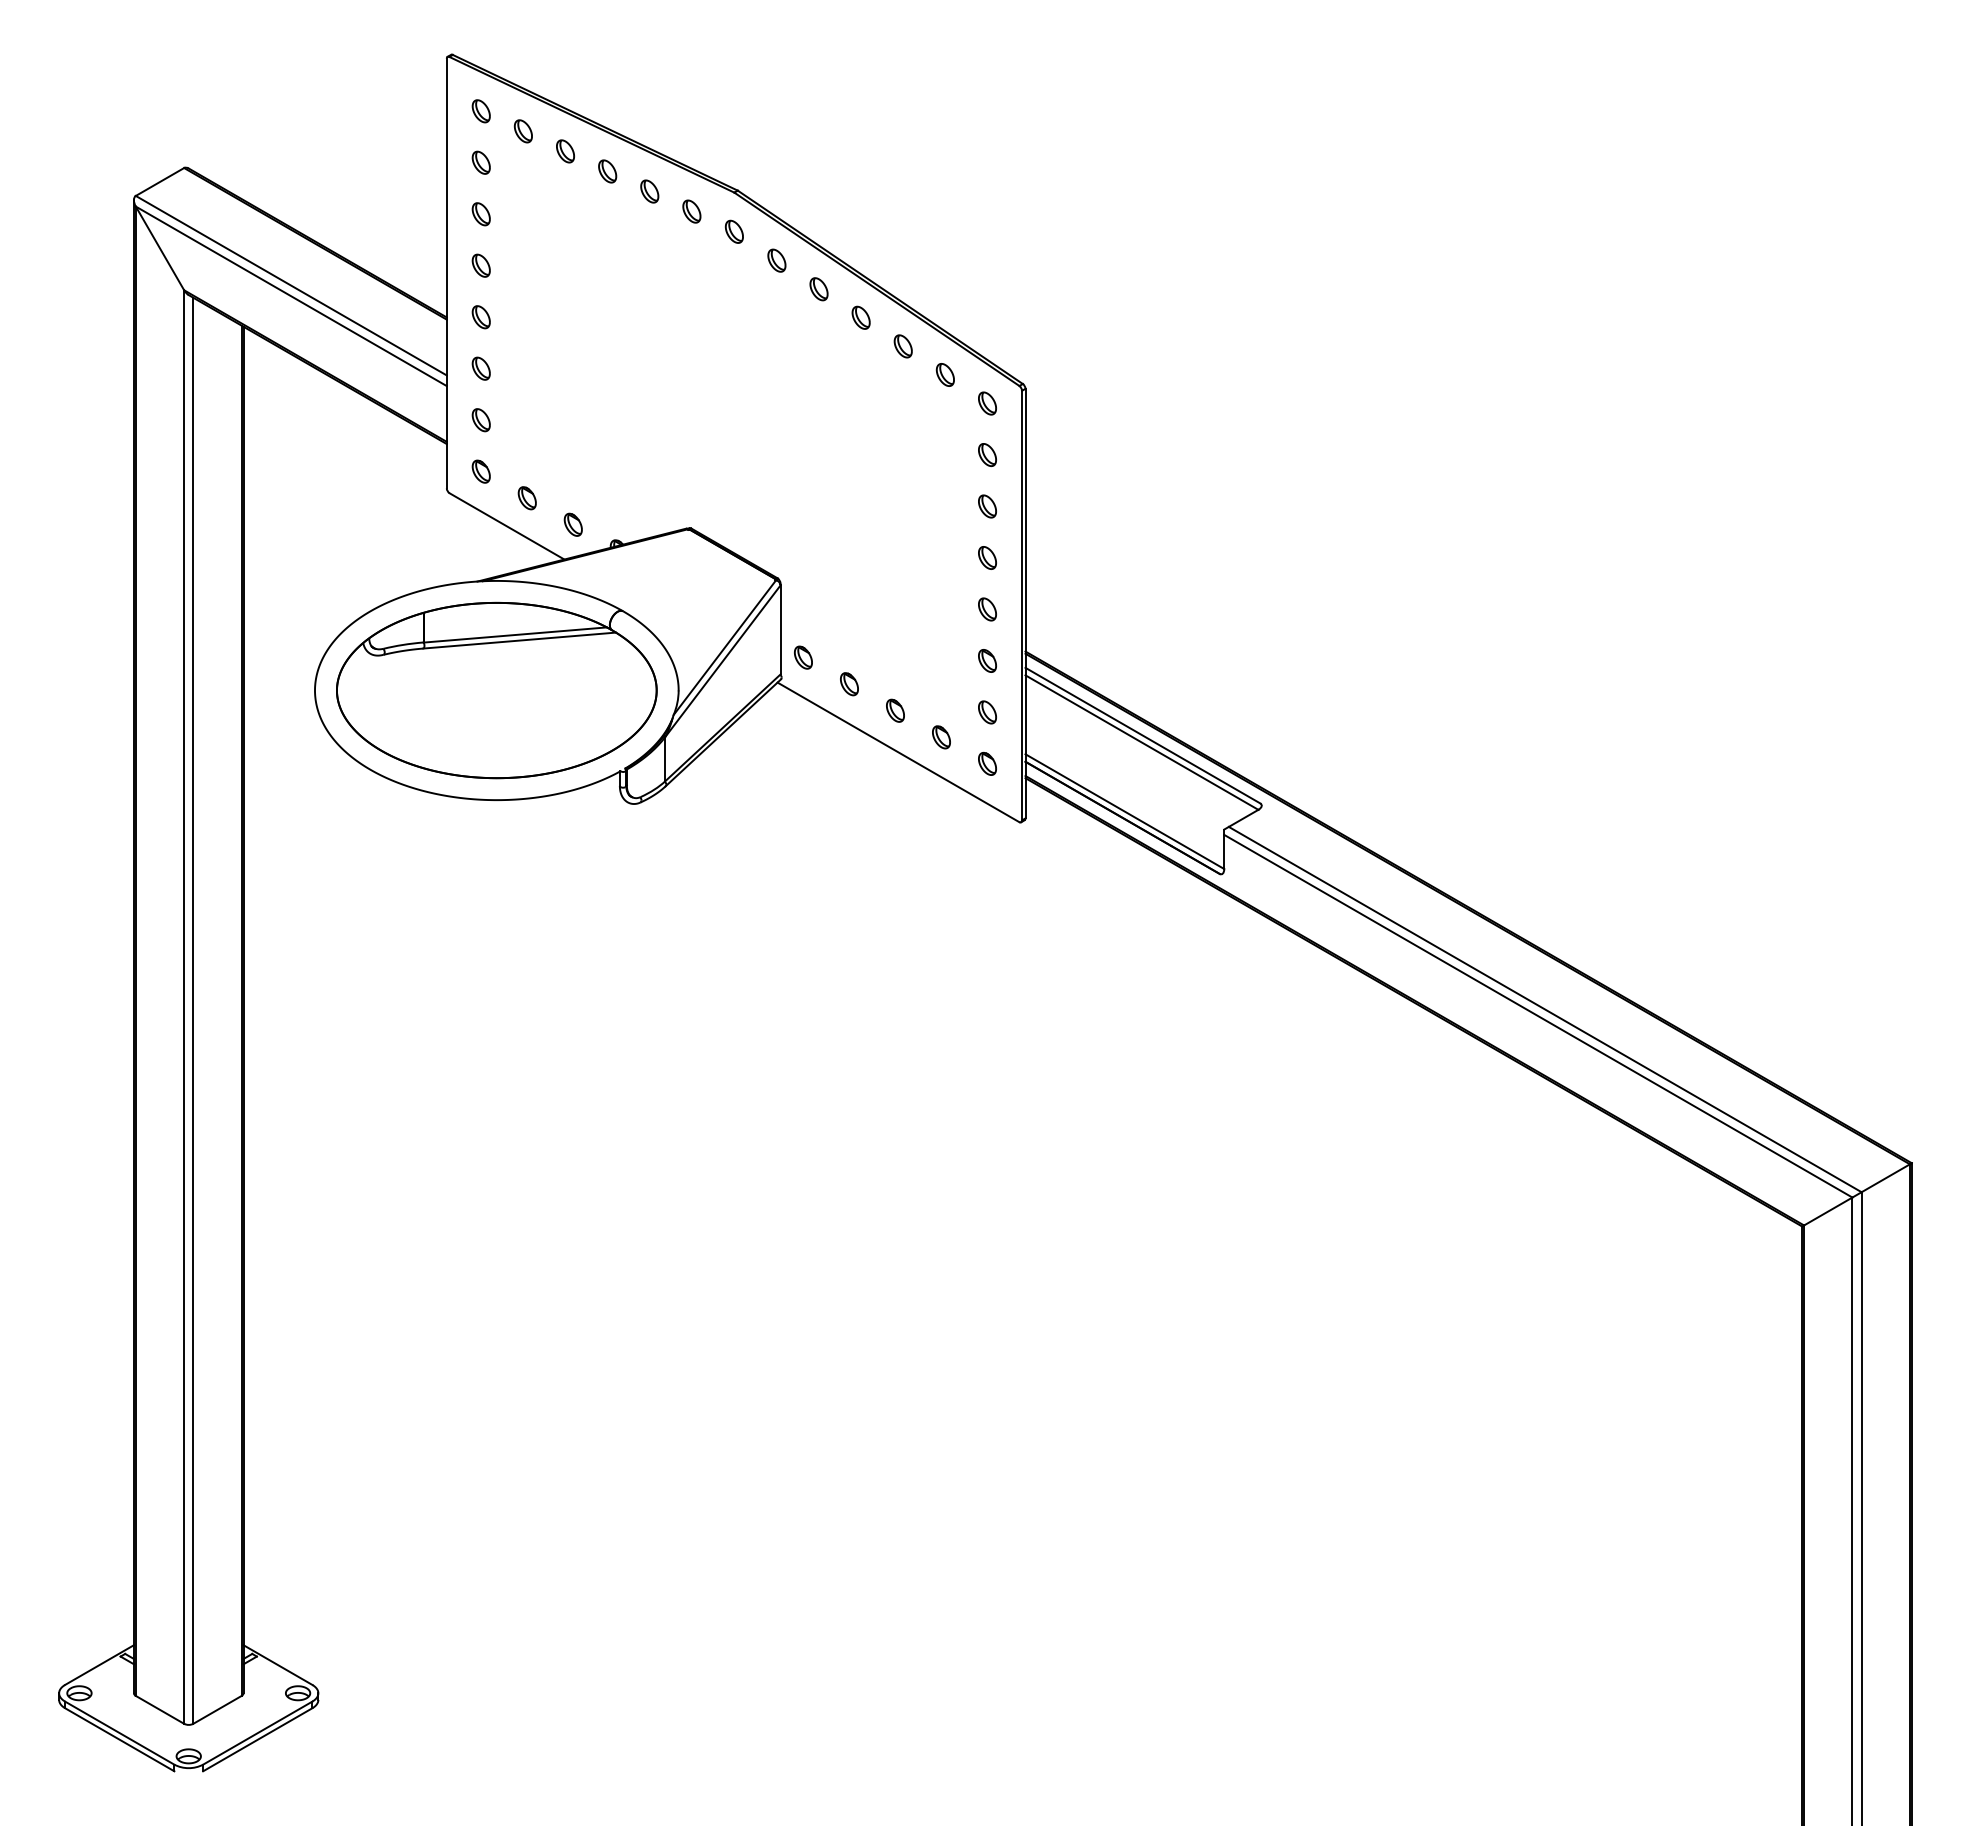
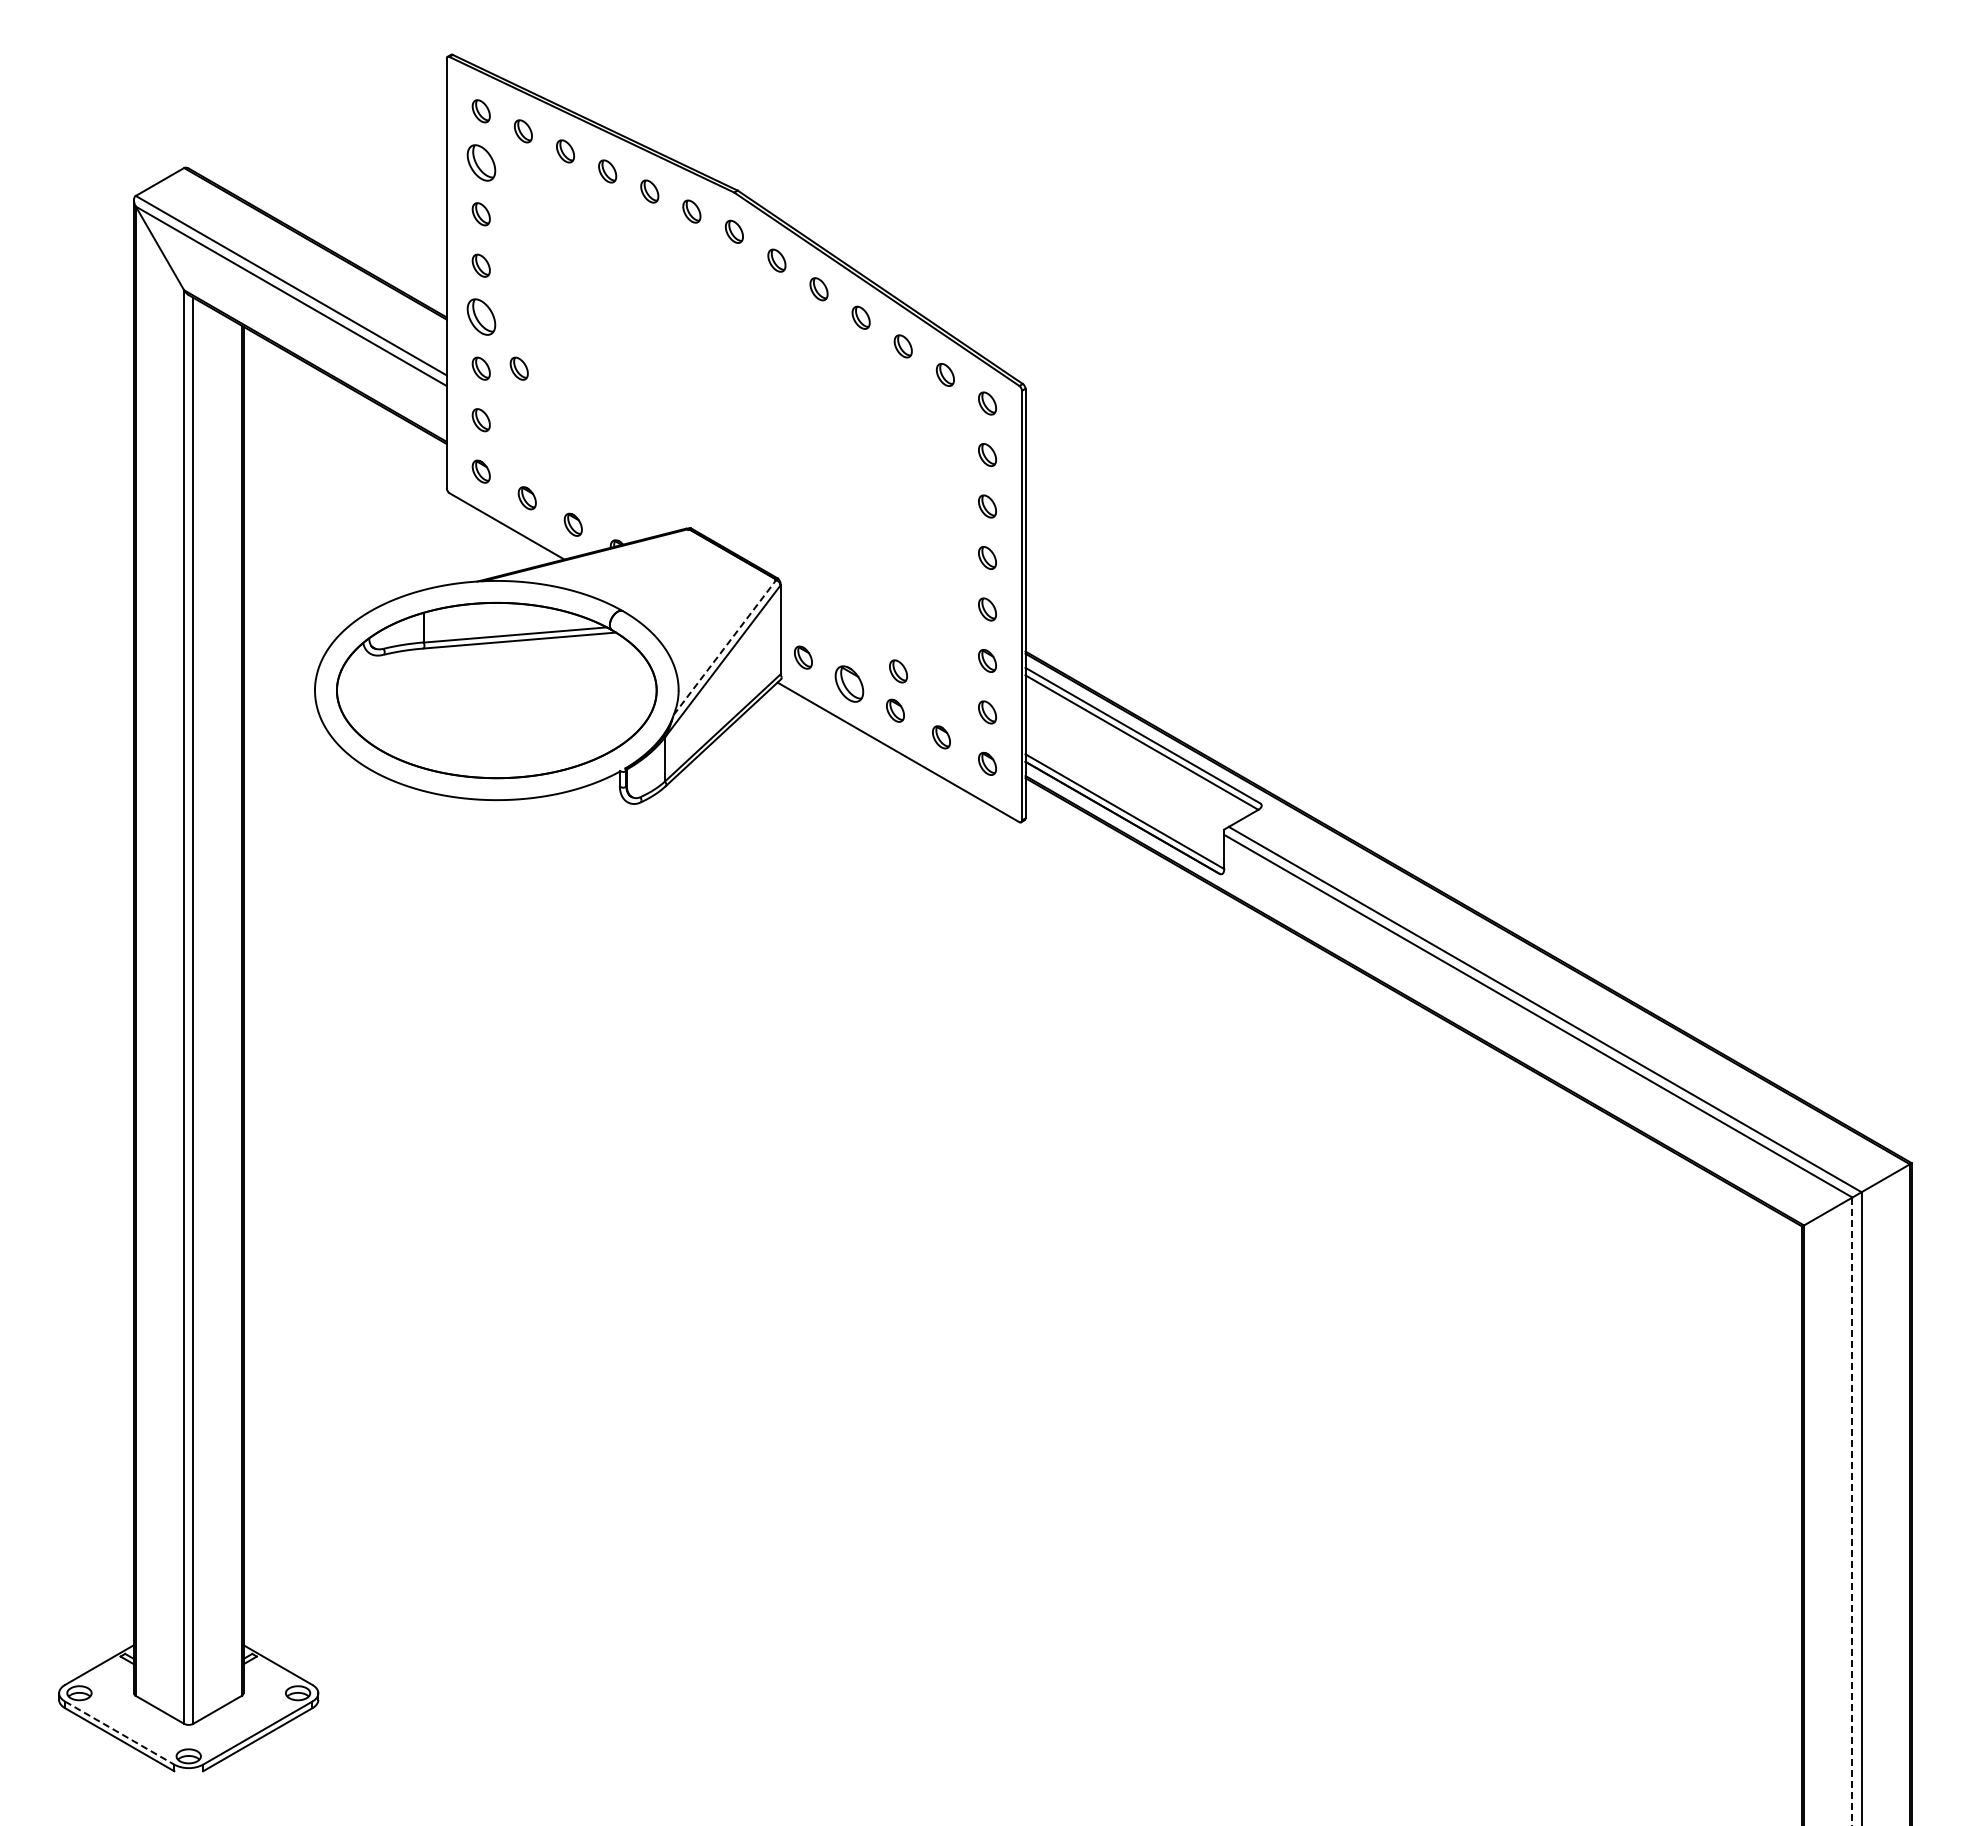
part size: 20x25 px -> 31x38 px (481, 162)
part size: 20x25 px -> 31x38 px (481, 316)
part: none -> present (518, 368)
line: solid -> dashed (724, 647)
part: none -> present (898, 671)
part size: 19x25 px -> 31x38 px (849, 683)
line: solid -> dashed (1852, 1511)
line: solid -> dashed (120, 1733)
